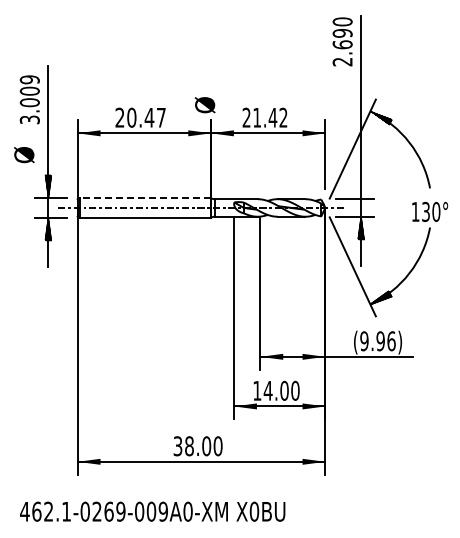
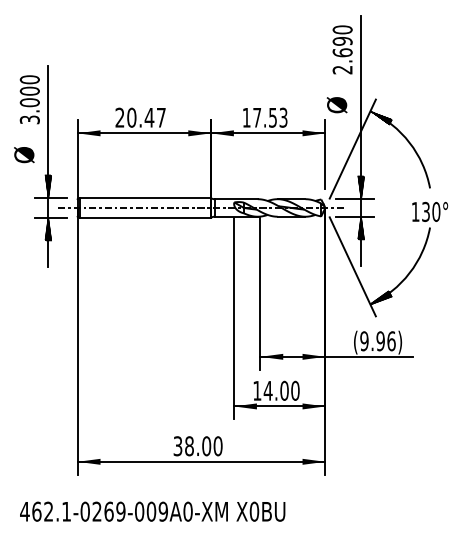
text position: (342, 41) -> (342, 49) (342, 49)
text: 3.009 -> 3.000 (29, 79)
text position: (204, 105) -> (336, 105) (336, 105)
text: 21.42 -> 17.53 (264, 117)
hatch: none -> present (361, 187)
line: dashed -> solid (145, 198)
